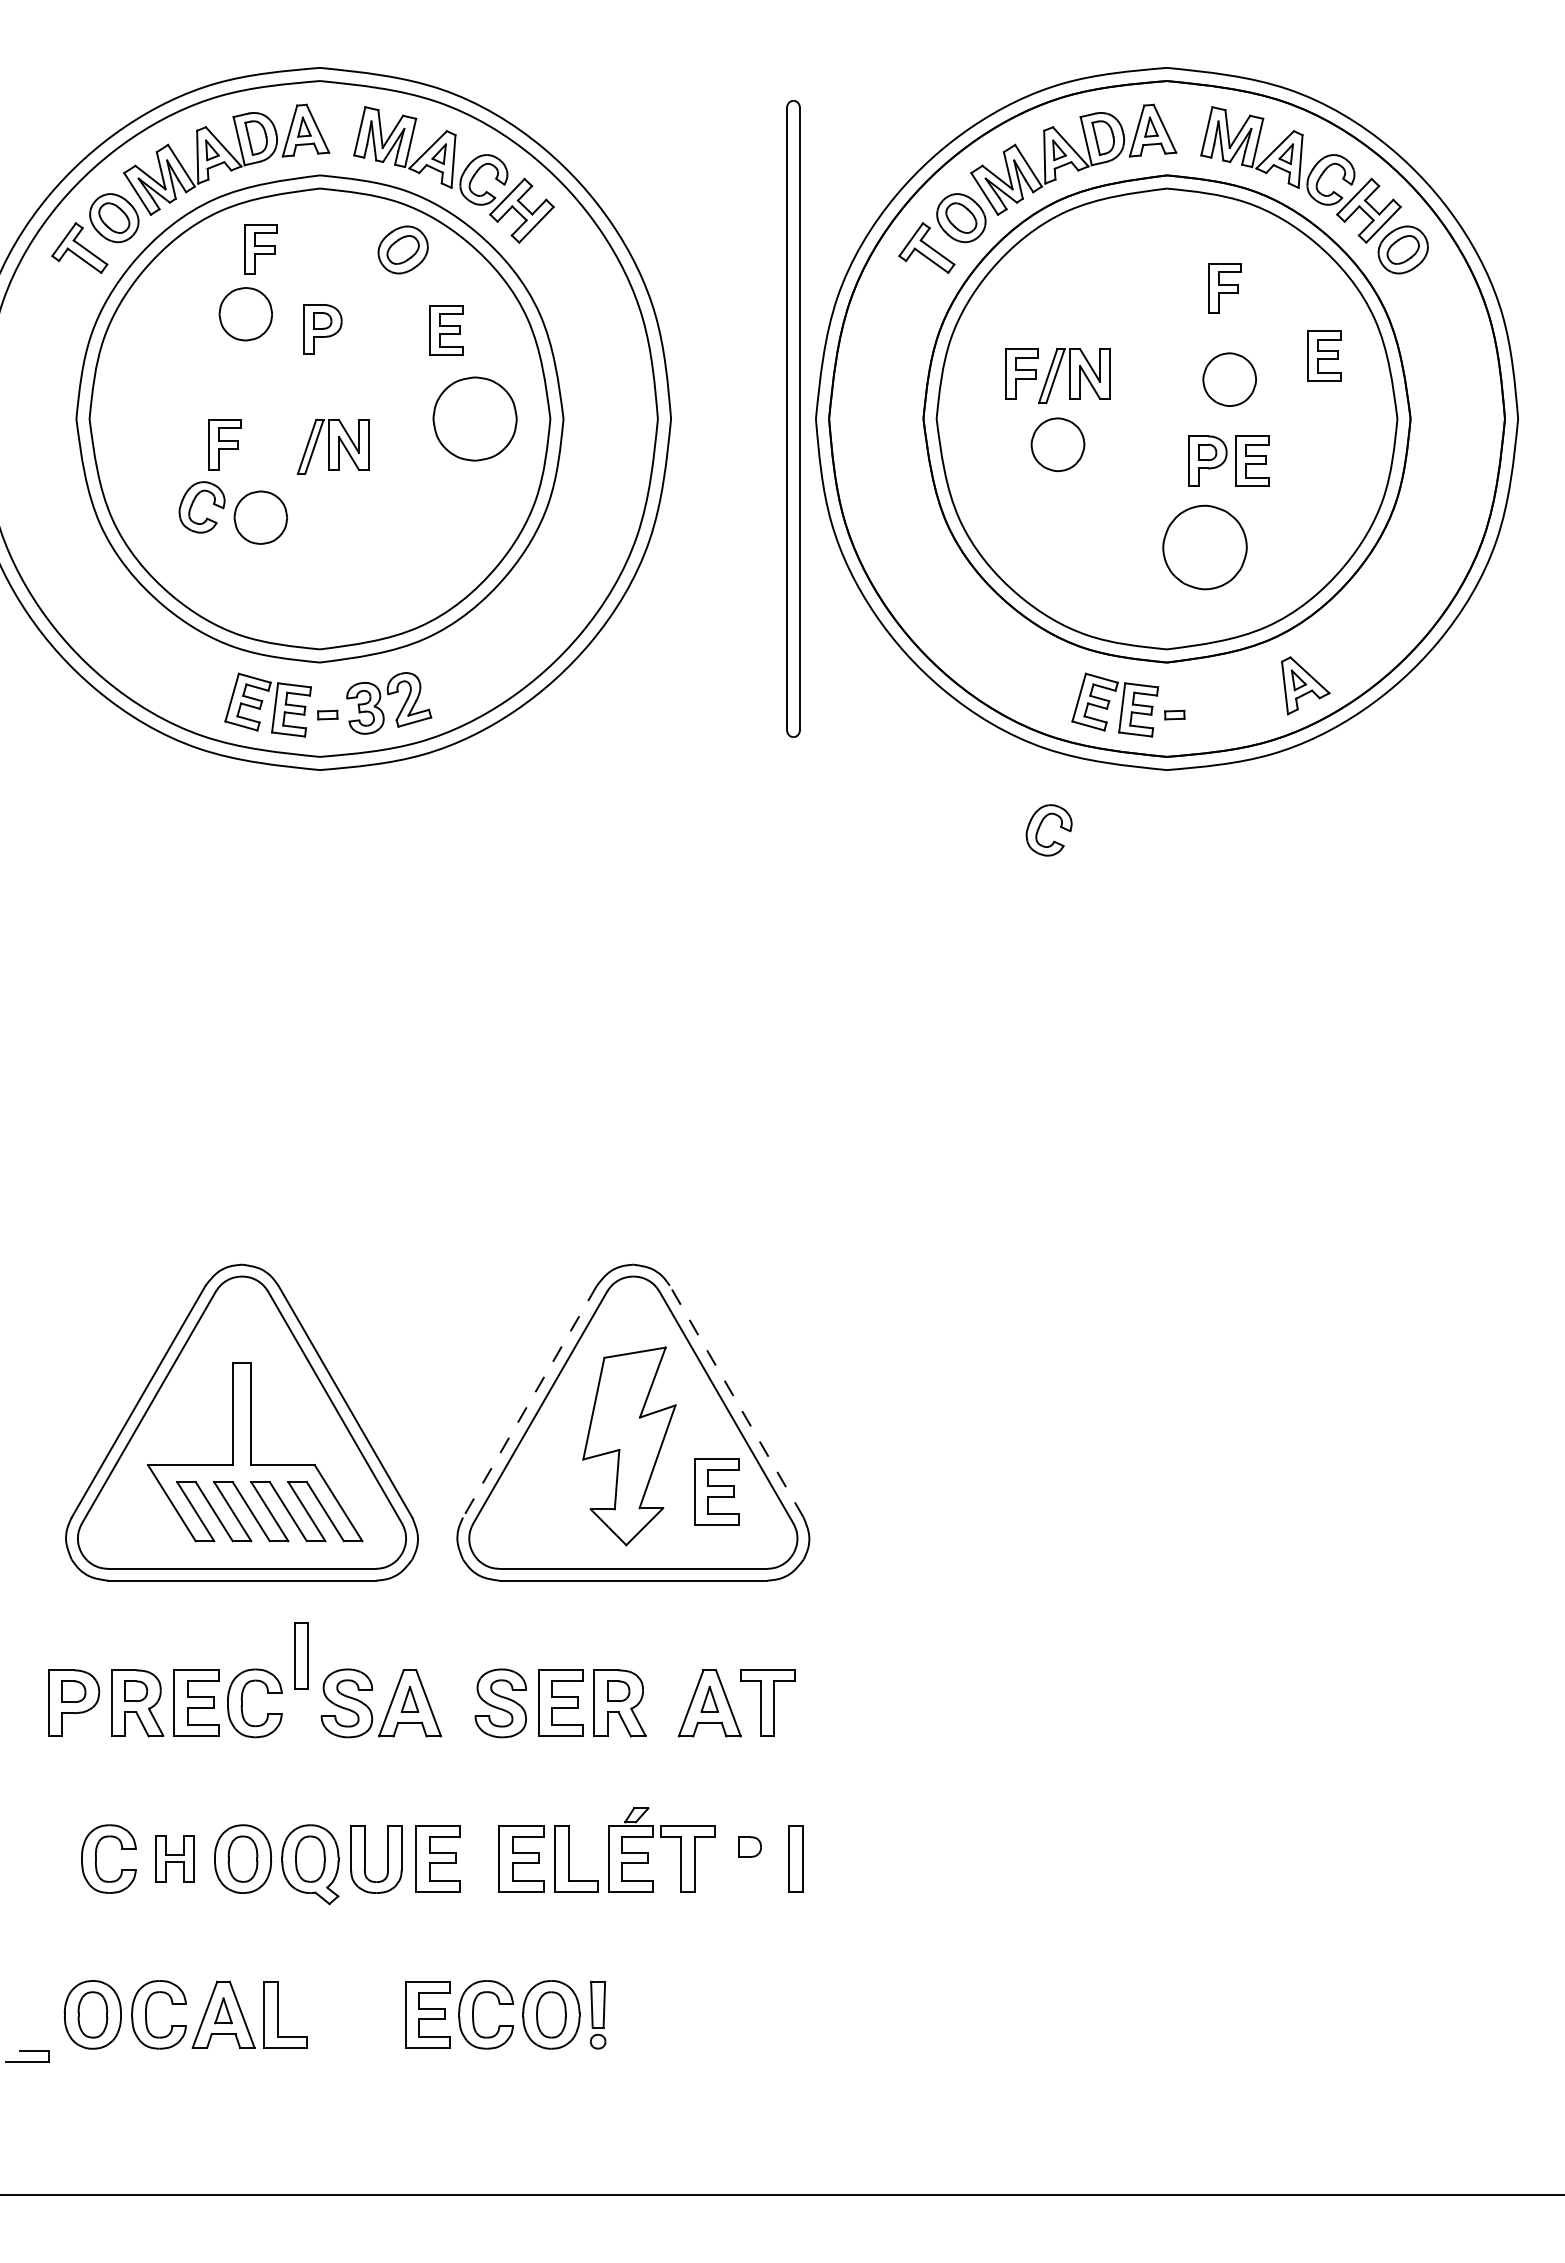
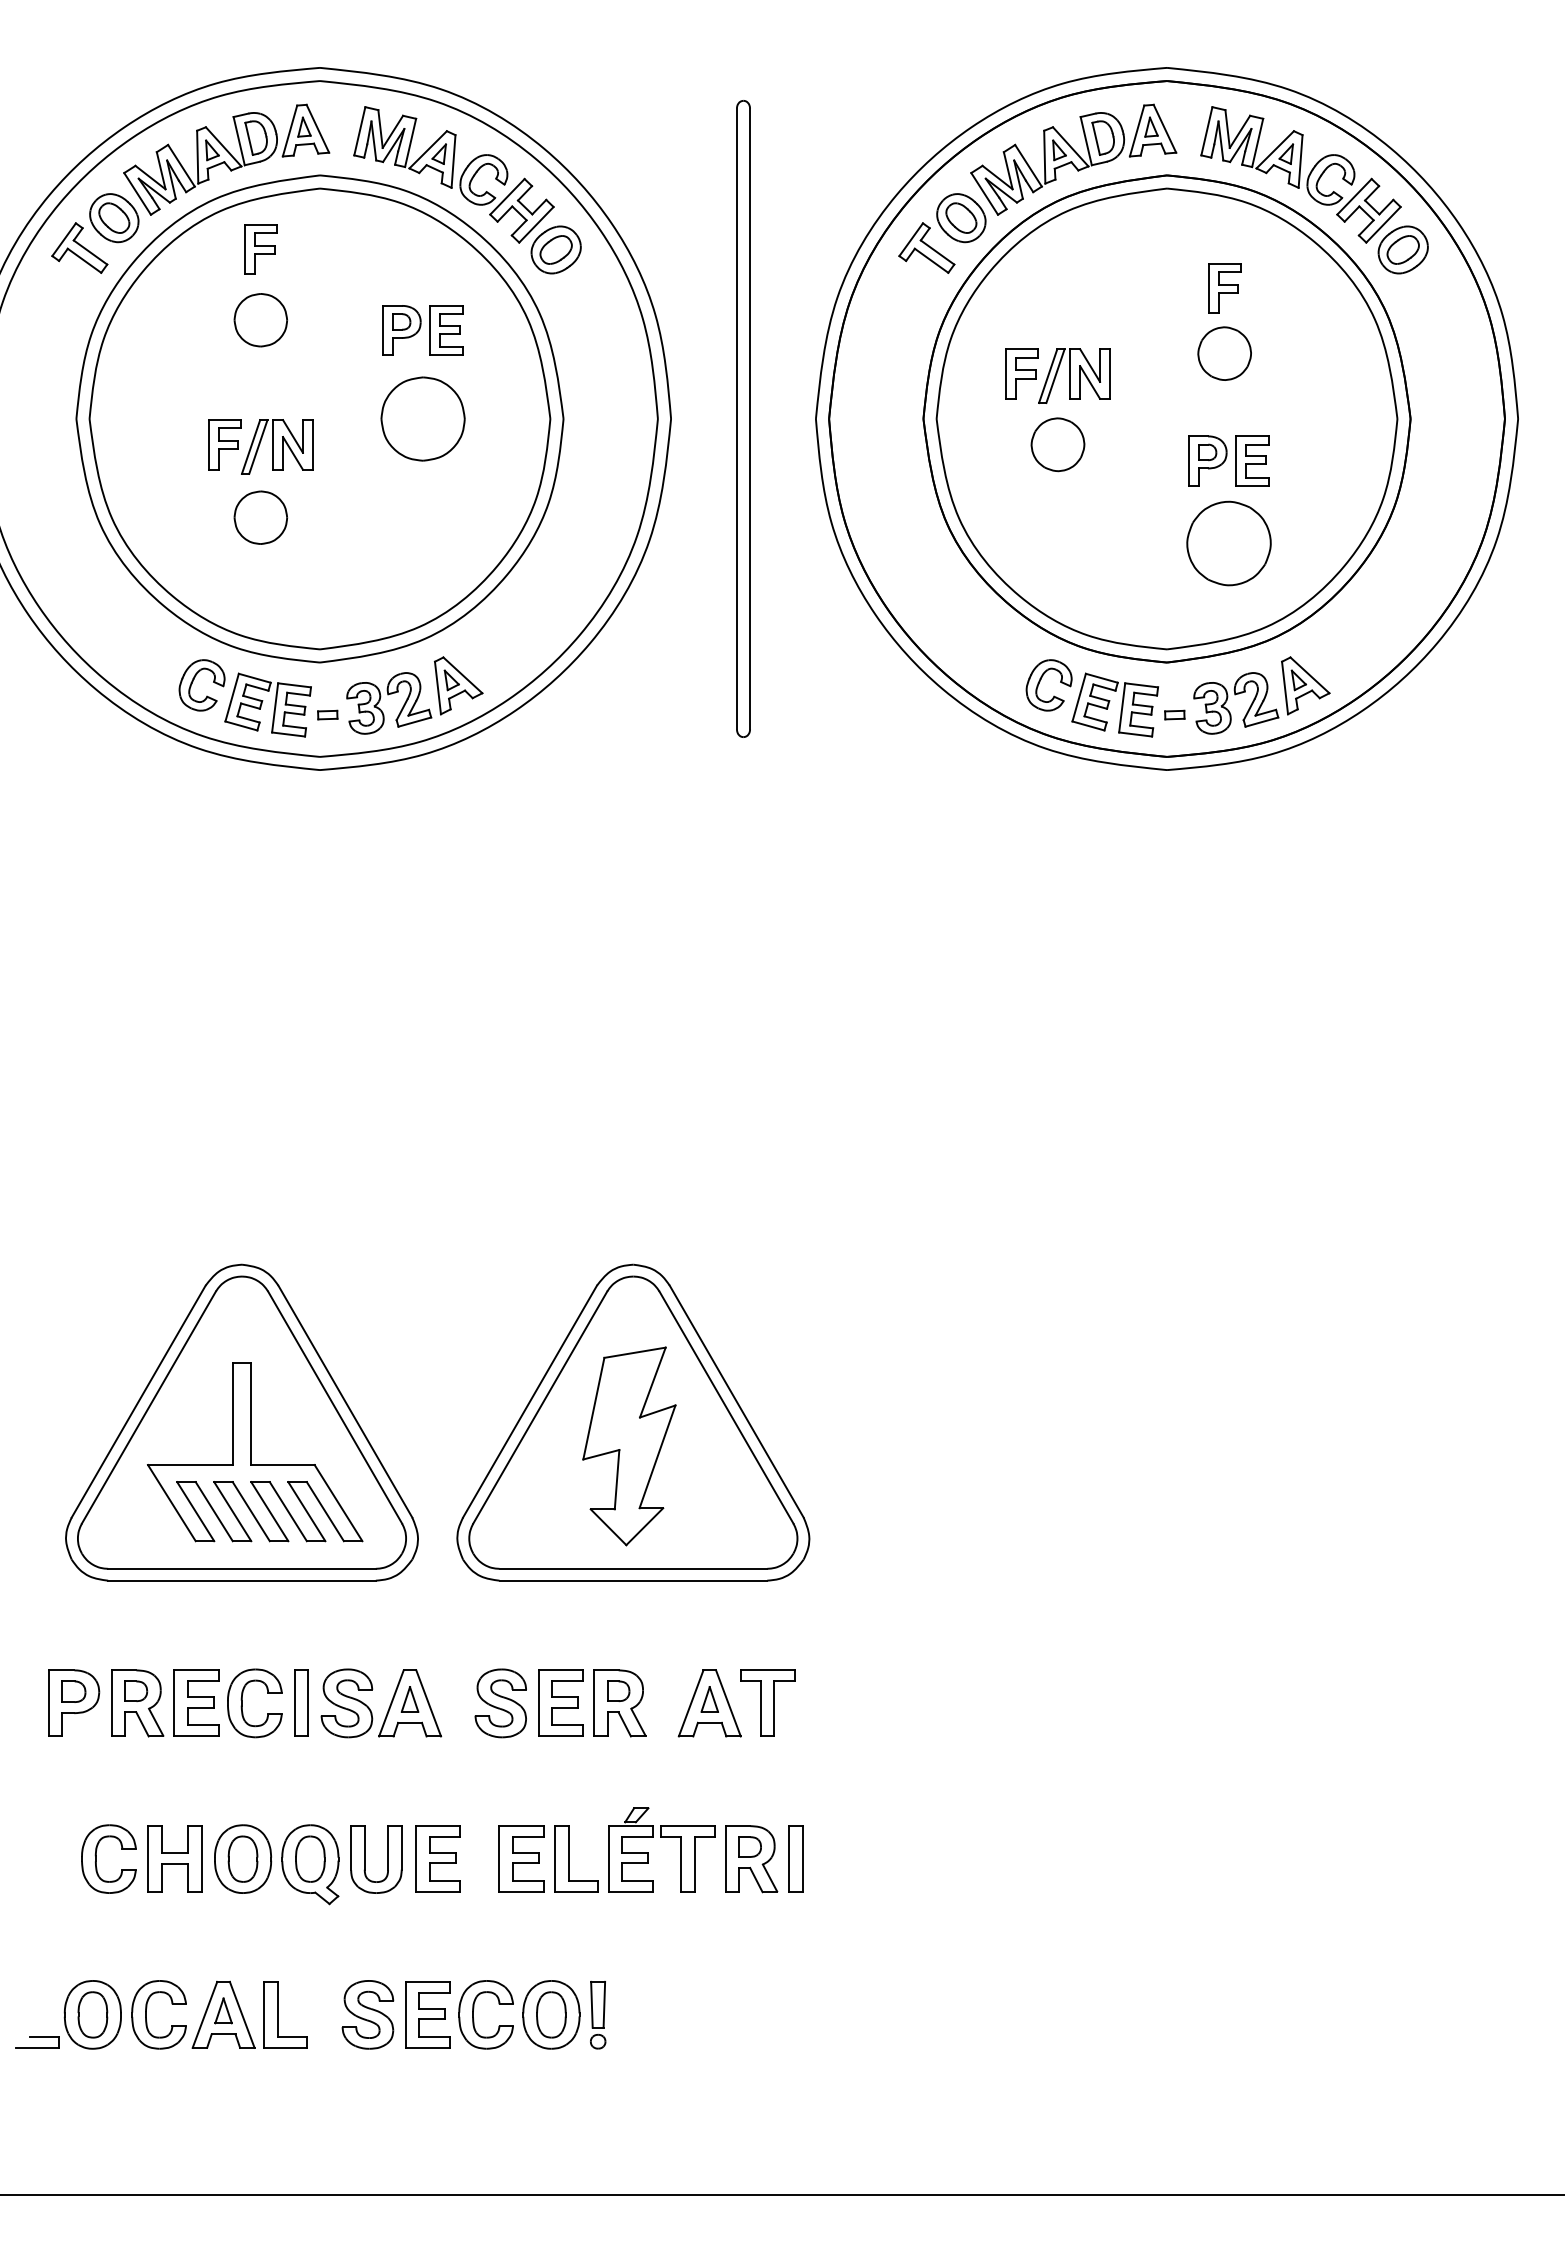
part position: (402, 249) -> (555, 249) (555, 249)
part position: (245, 314) -> (260, 320) (260, 320)
part position: (322, 329) -> (401, 330) (401, 330)
part: present -> none (1324, 355)
part position: (1229, 379) -> (1224, 353) (1224, 353)
part position: (474, 418) -> (422, 418) (422, 418)
part position: (793, 418) -> (743, 418) (743, 418)
part position: (333, 446) -> (277, 446) (277, 446)
part position: (193, 503) -> (193, 681) (193, 681)
part position: (1204, 547) -> (1228, 543) (1228, 543)
part: none -> present (458, 685)
part: none -> present (1235, 695)
part position: (1040, 826) -> (1040, 681) (1040, 681)
line: dashed -> solid (530, 1401)
line: dashed -> solid (736, 1401)
part: present -> none (716, 1491)
part position: (301, 1655) -> (301, 1702) (301, 1702)
part size: 40x48 px -> 56x68 px (174, 1858)
part: none -> present (751, 1859)
part: none -> present (367, 2014)
part position: (27, 2056) -> (37, 2042) (37, 2042)
